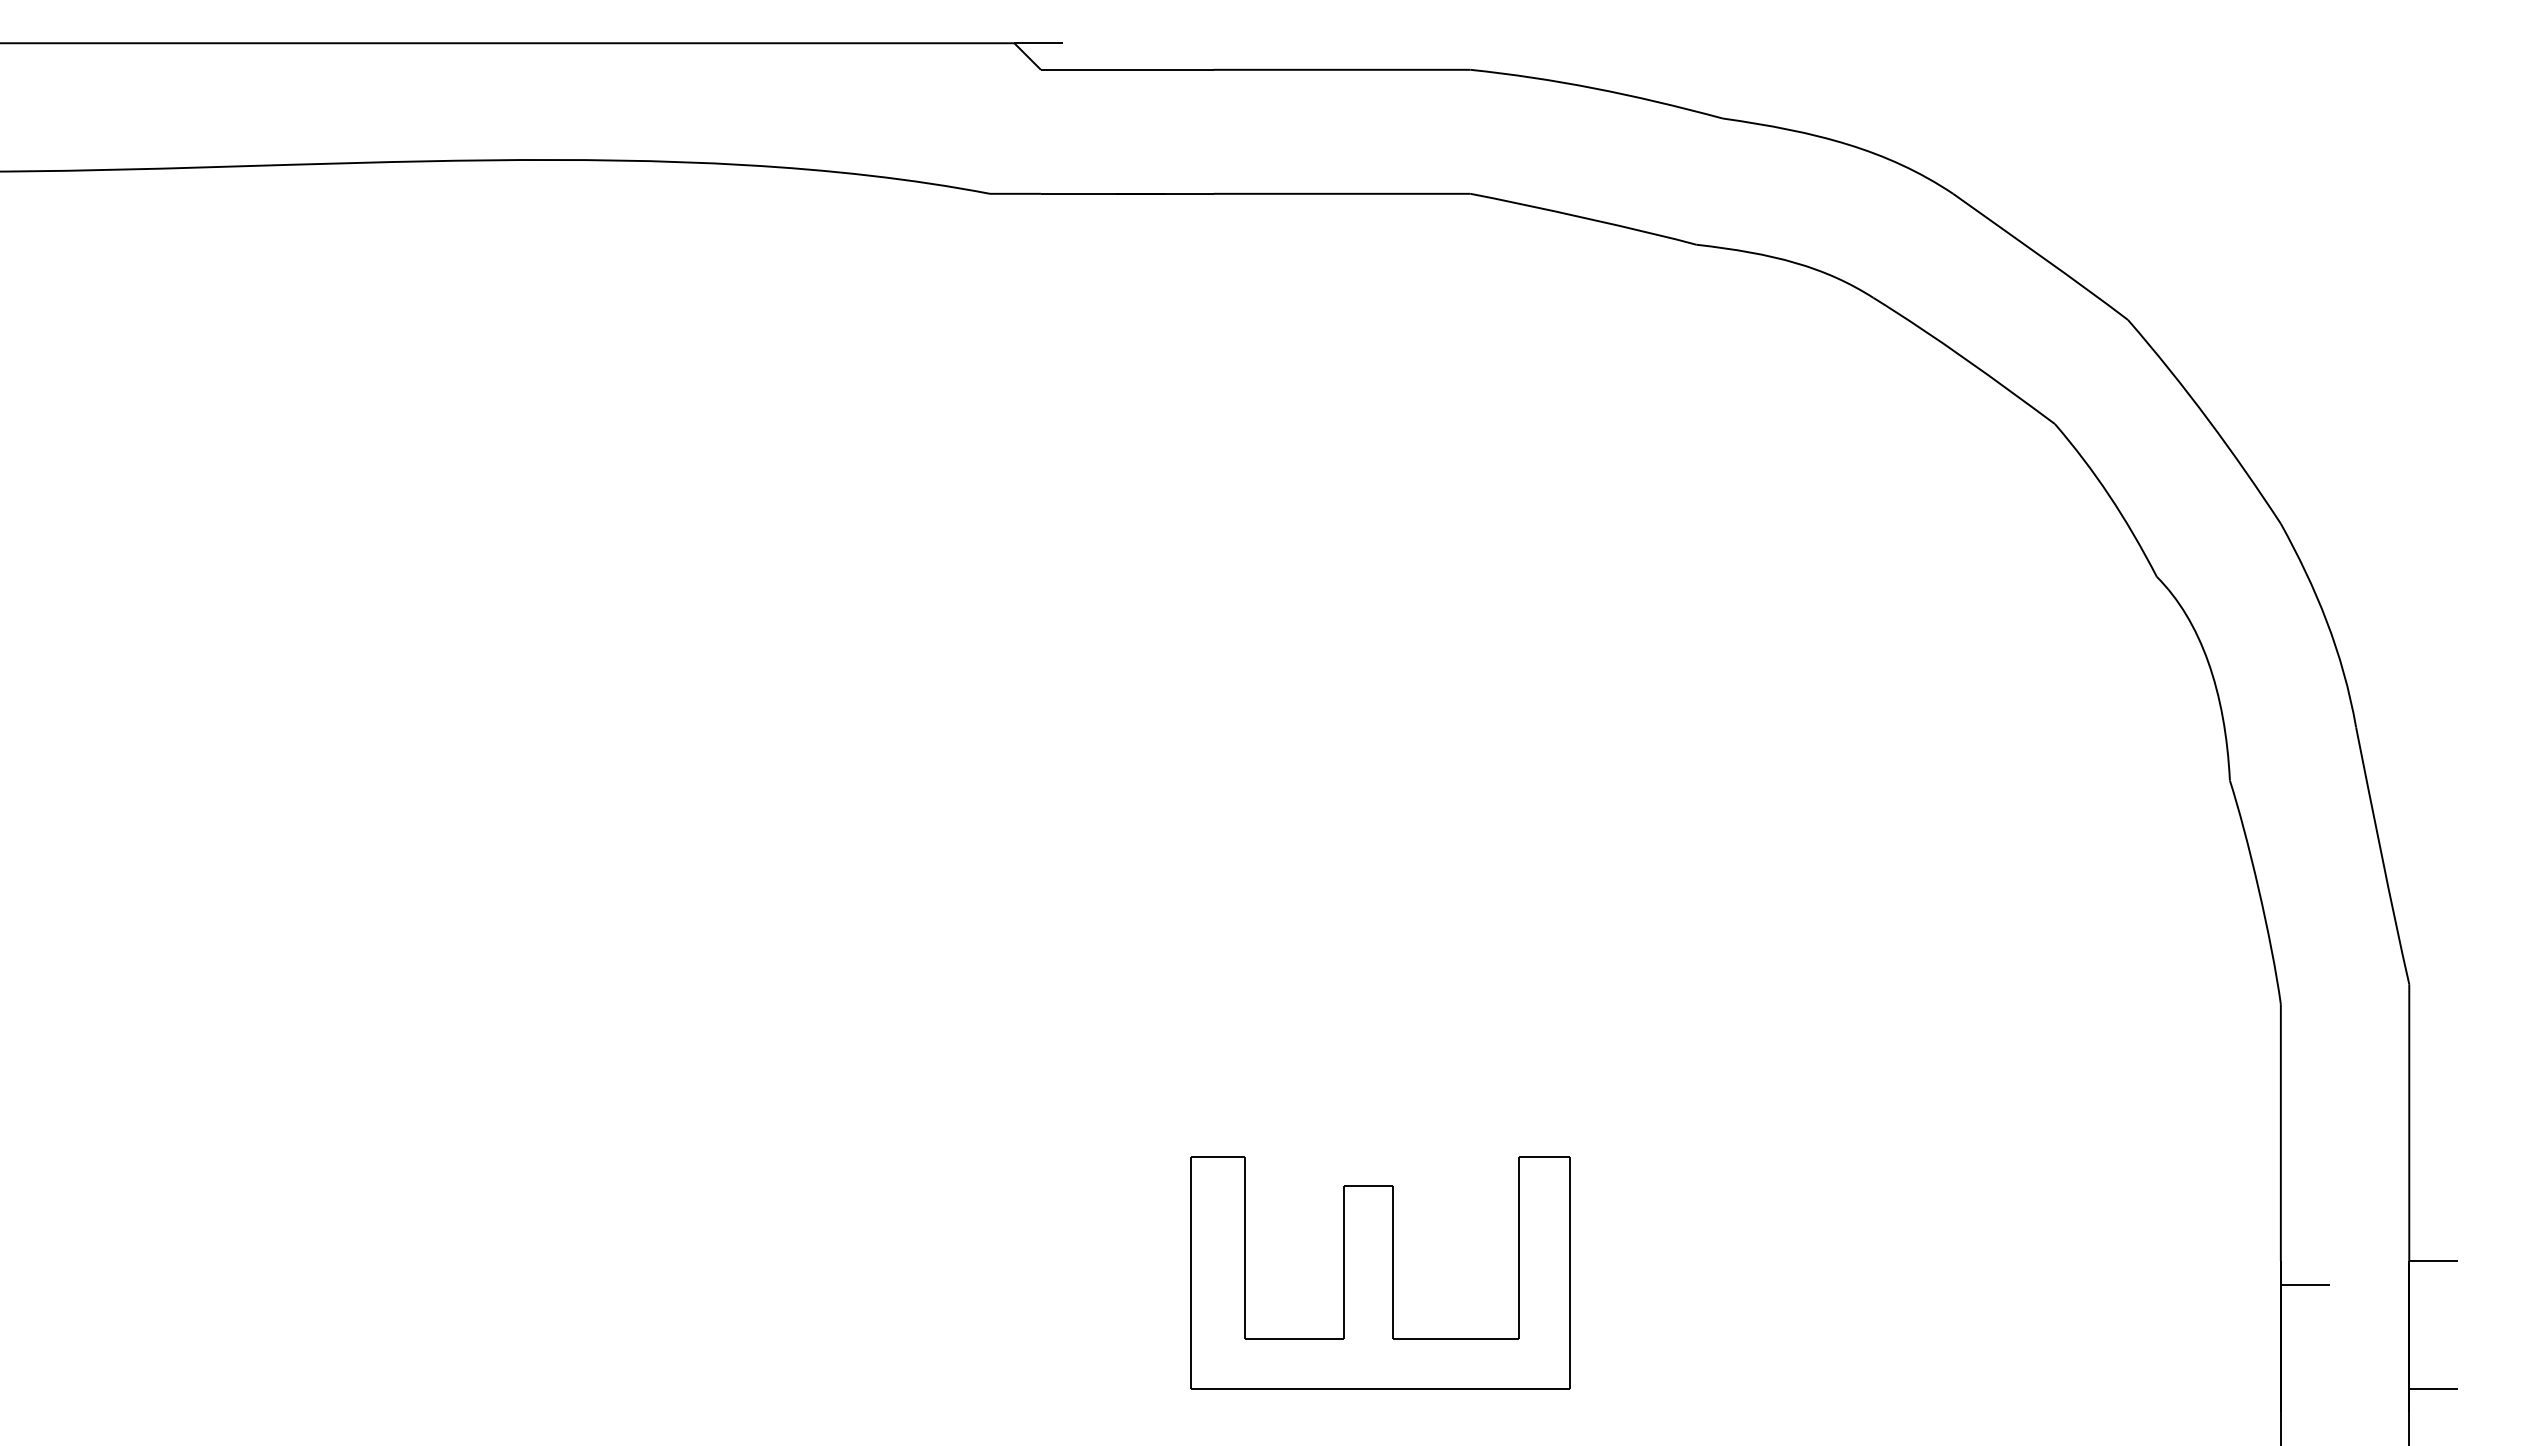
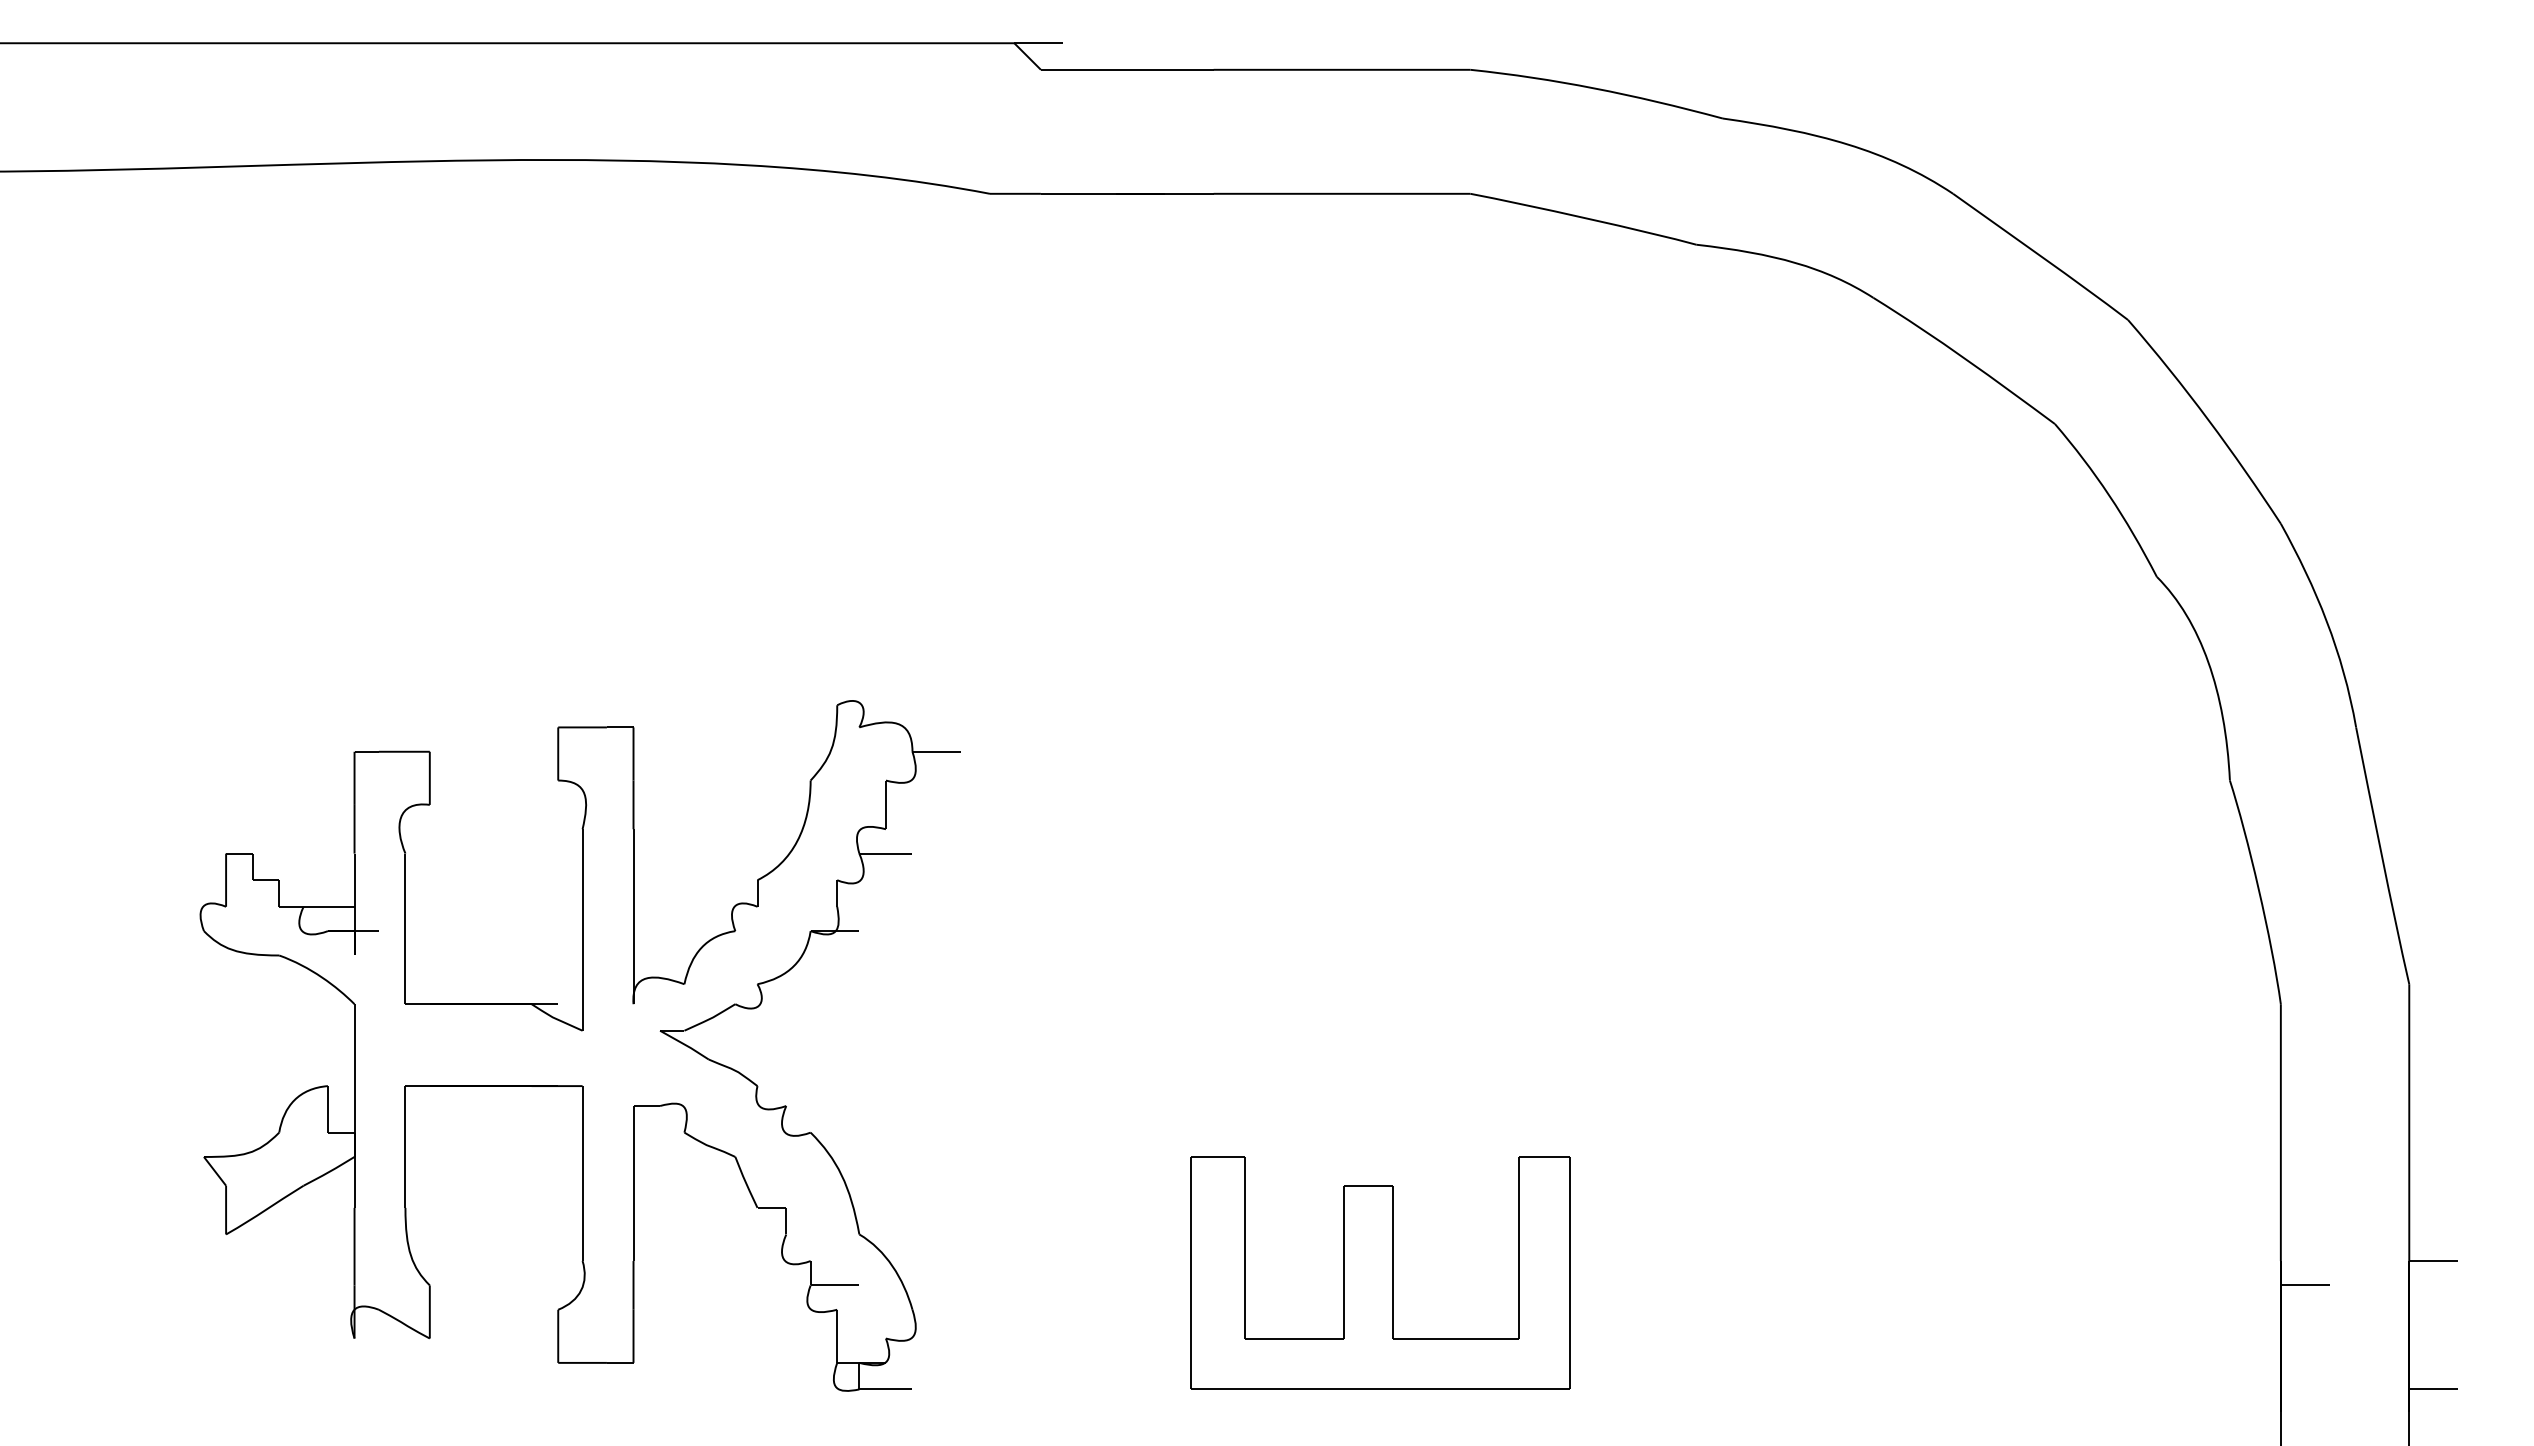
part: none -> present (579, 1045)
